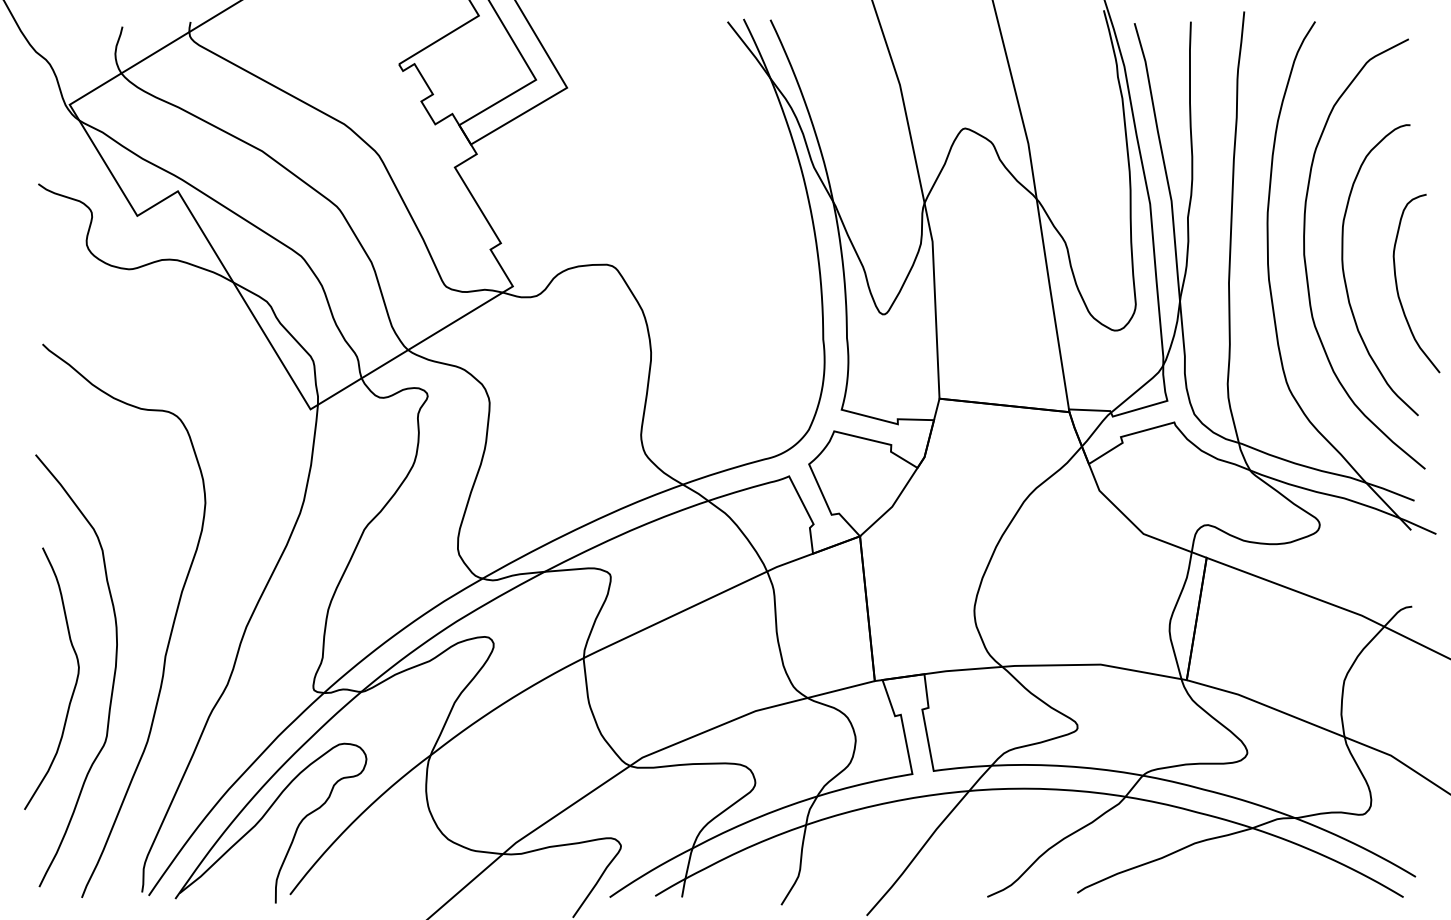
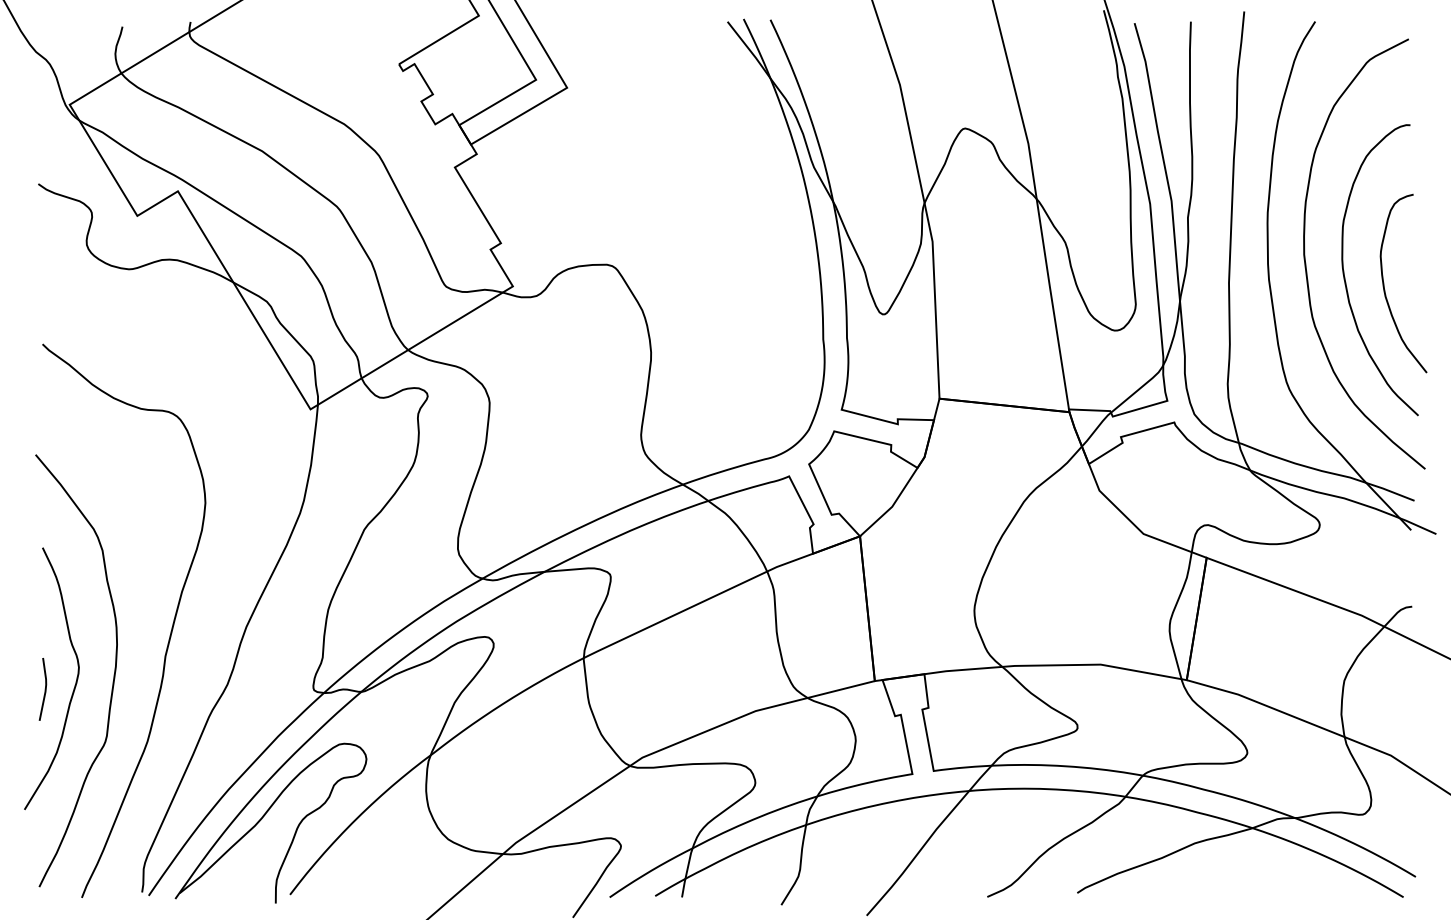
curve position: (1398, 289) -> (1385, 289) (1385, 289)
line: none -> present (44, 689)
